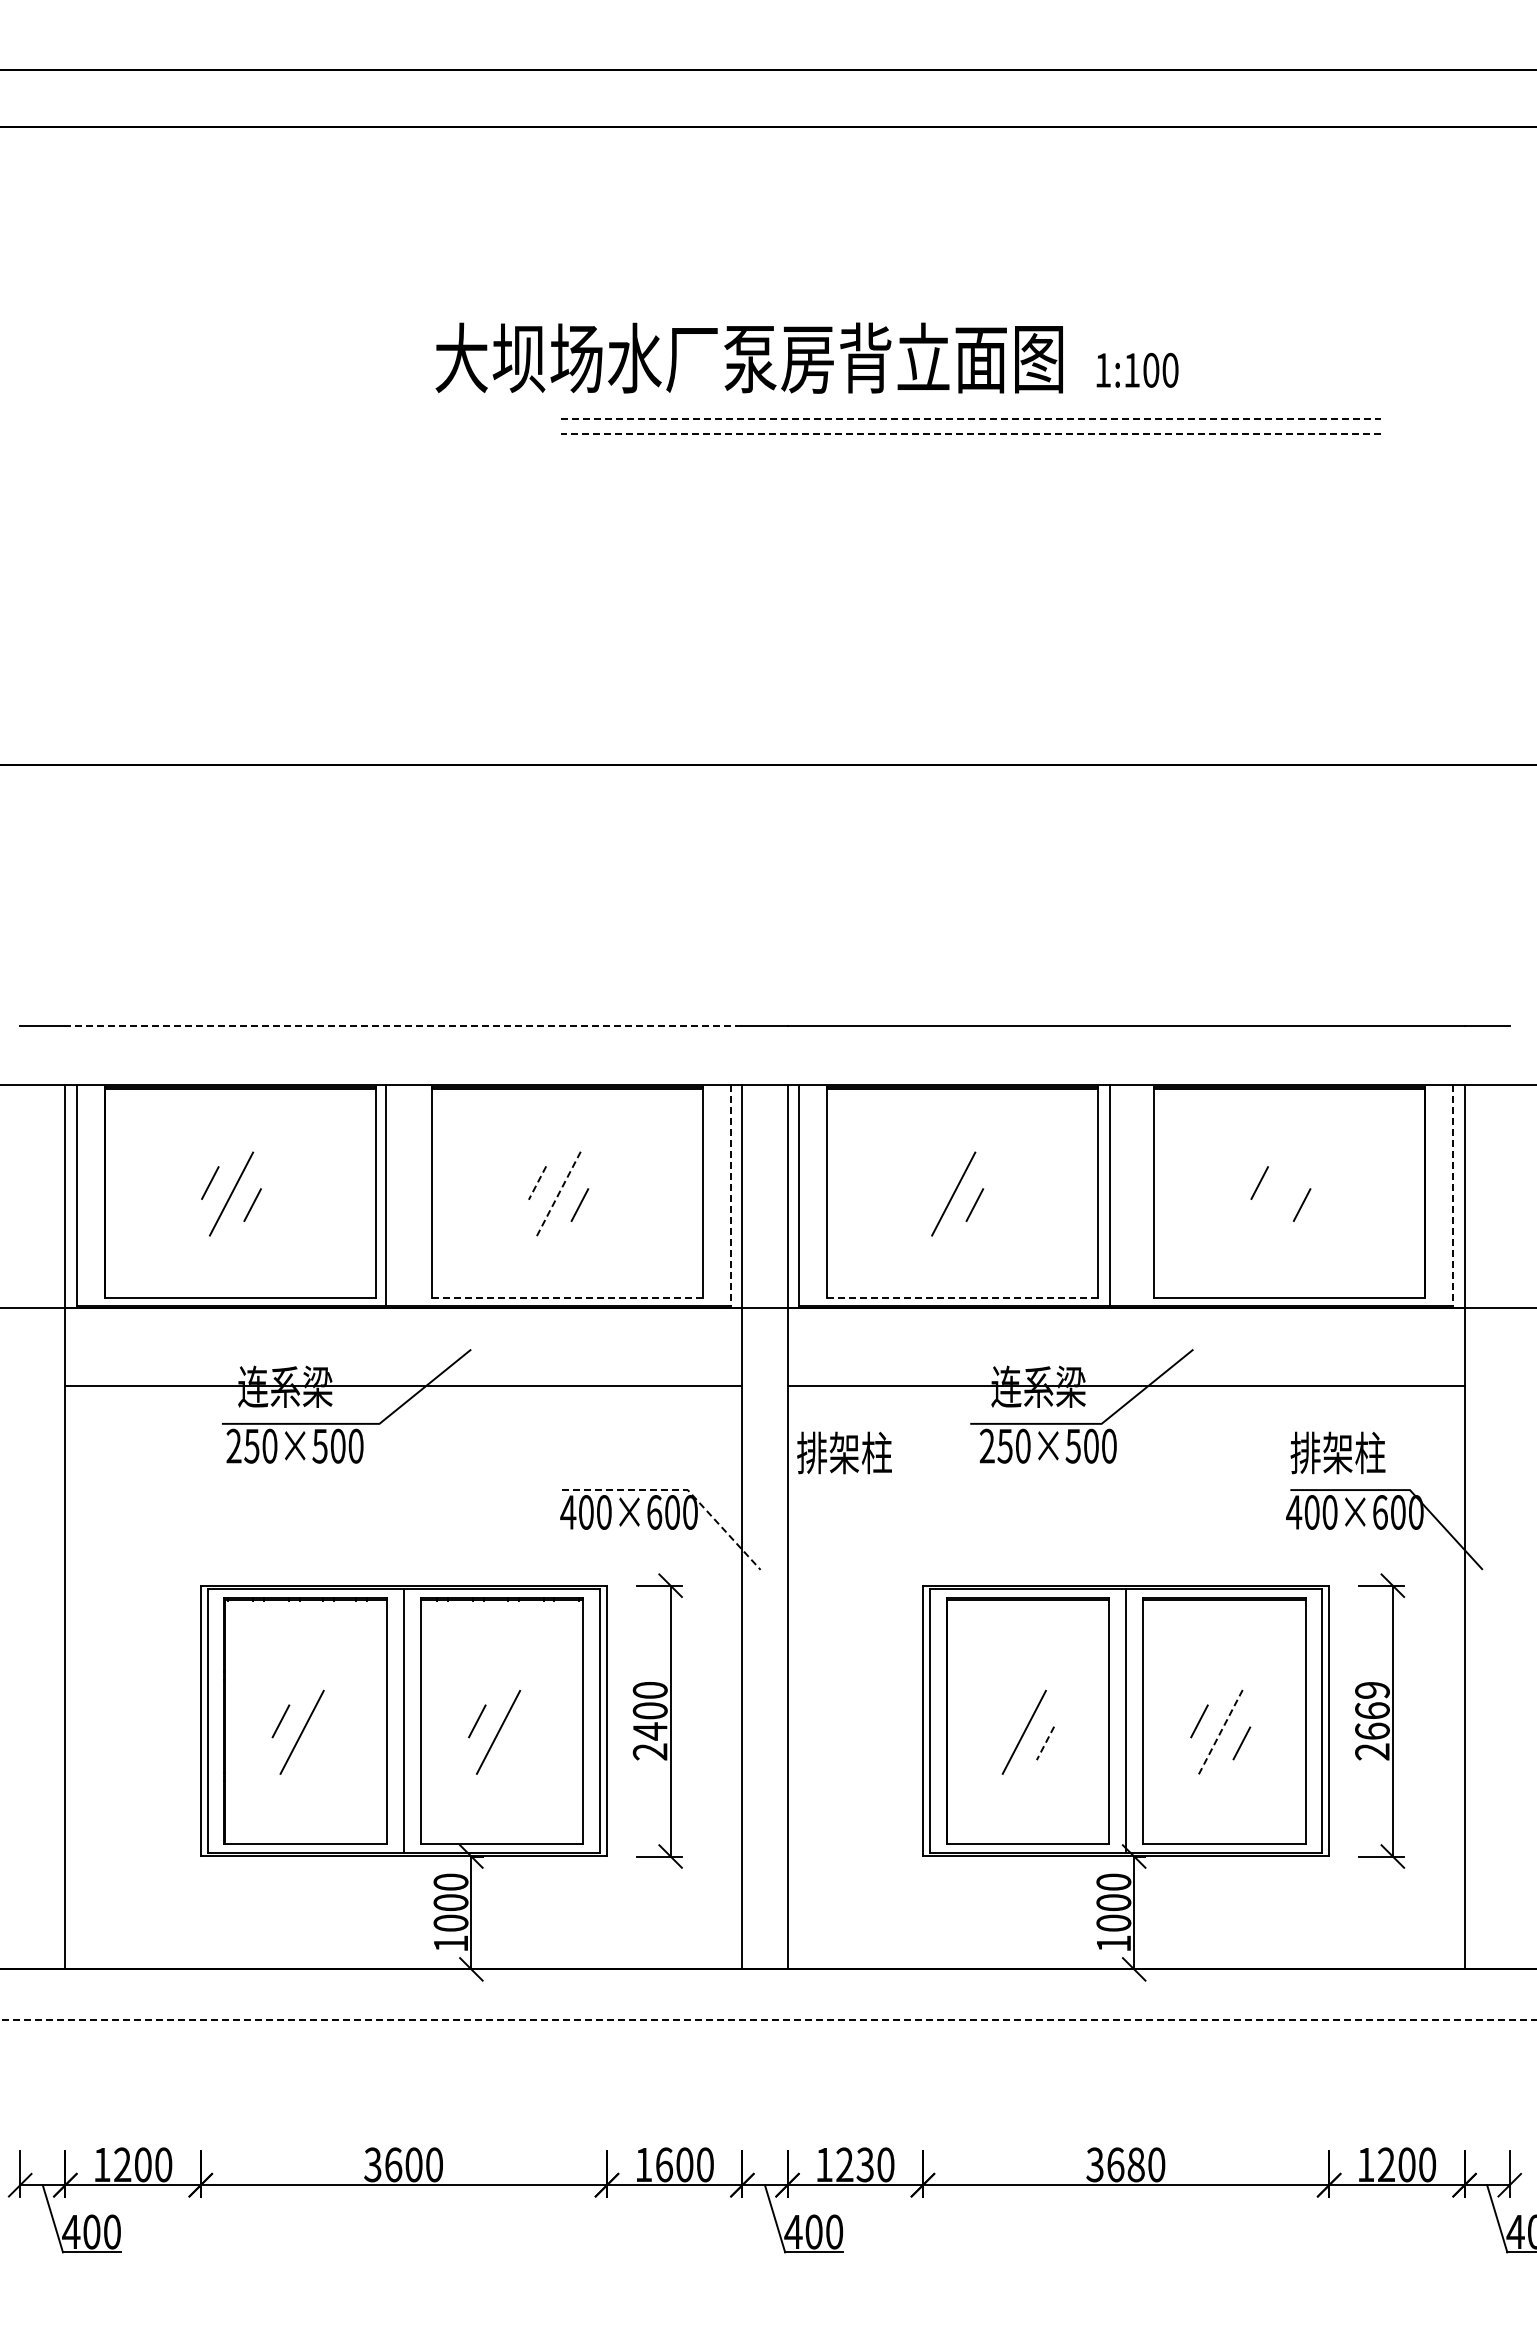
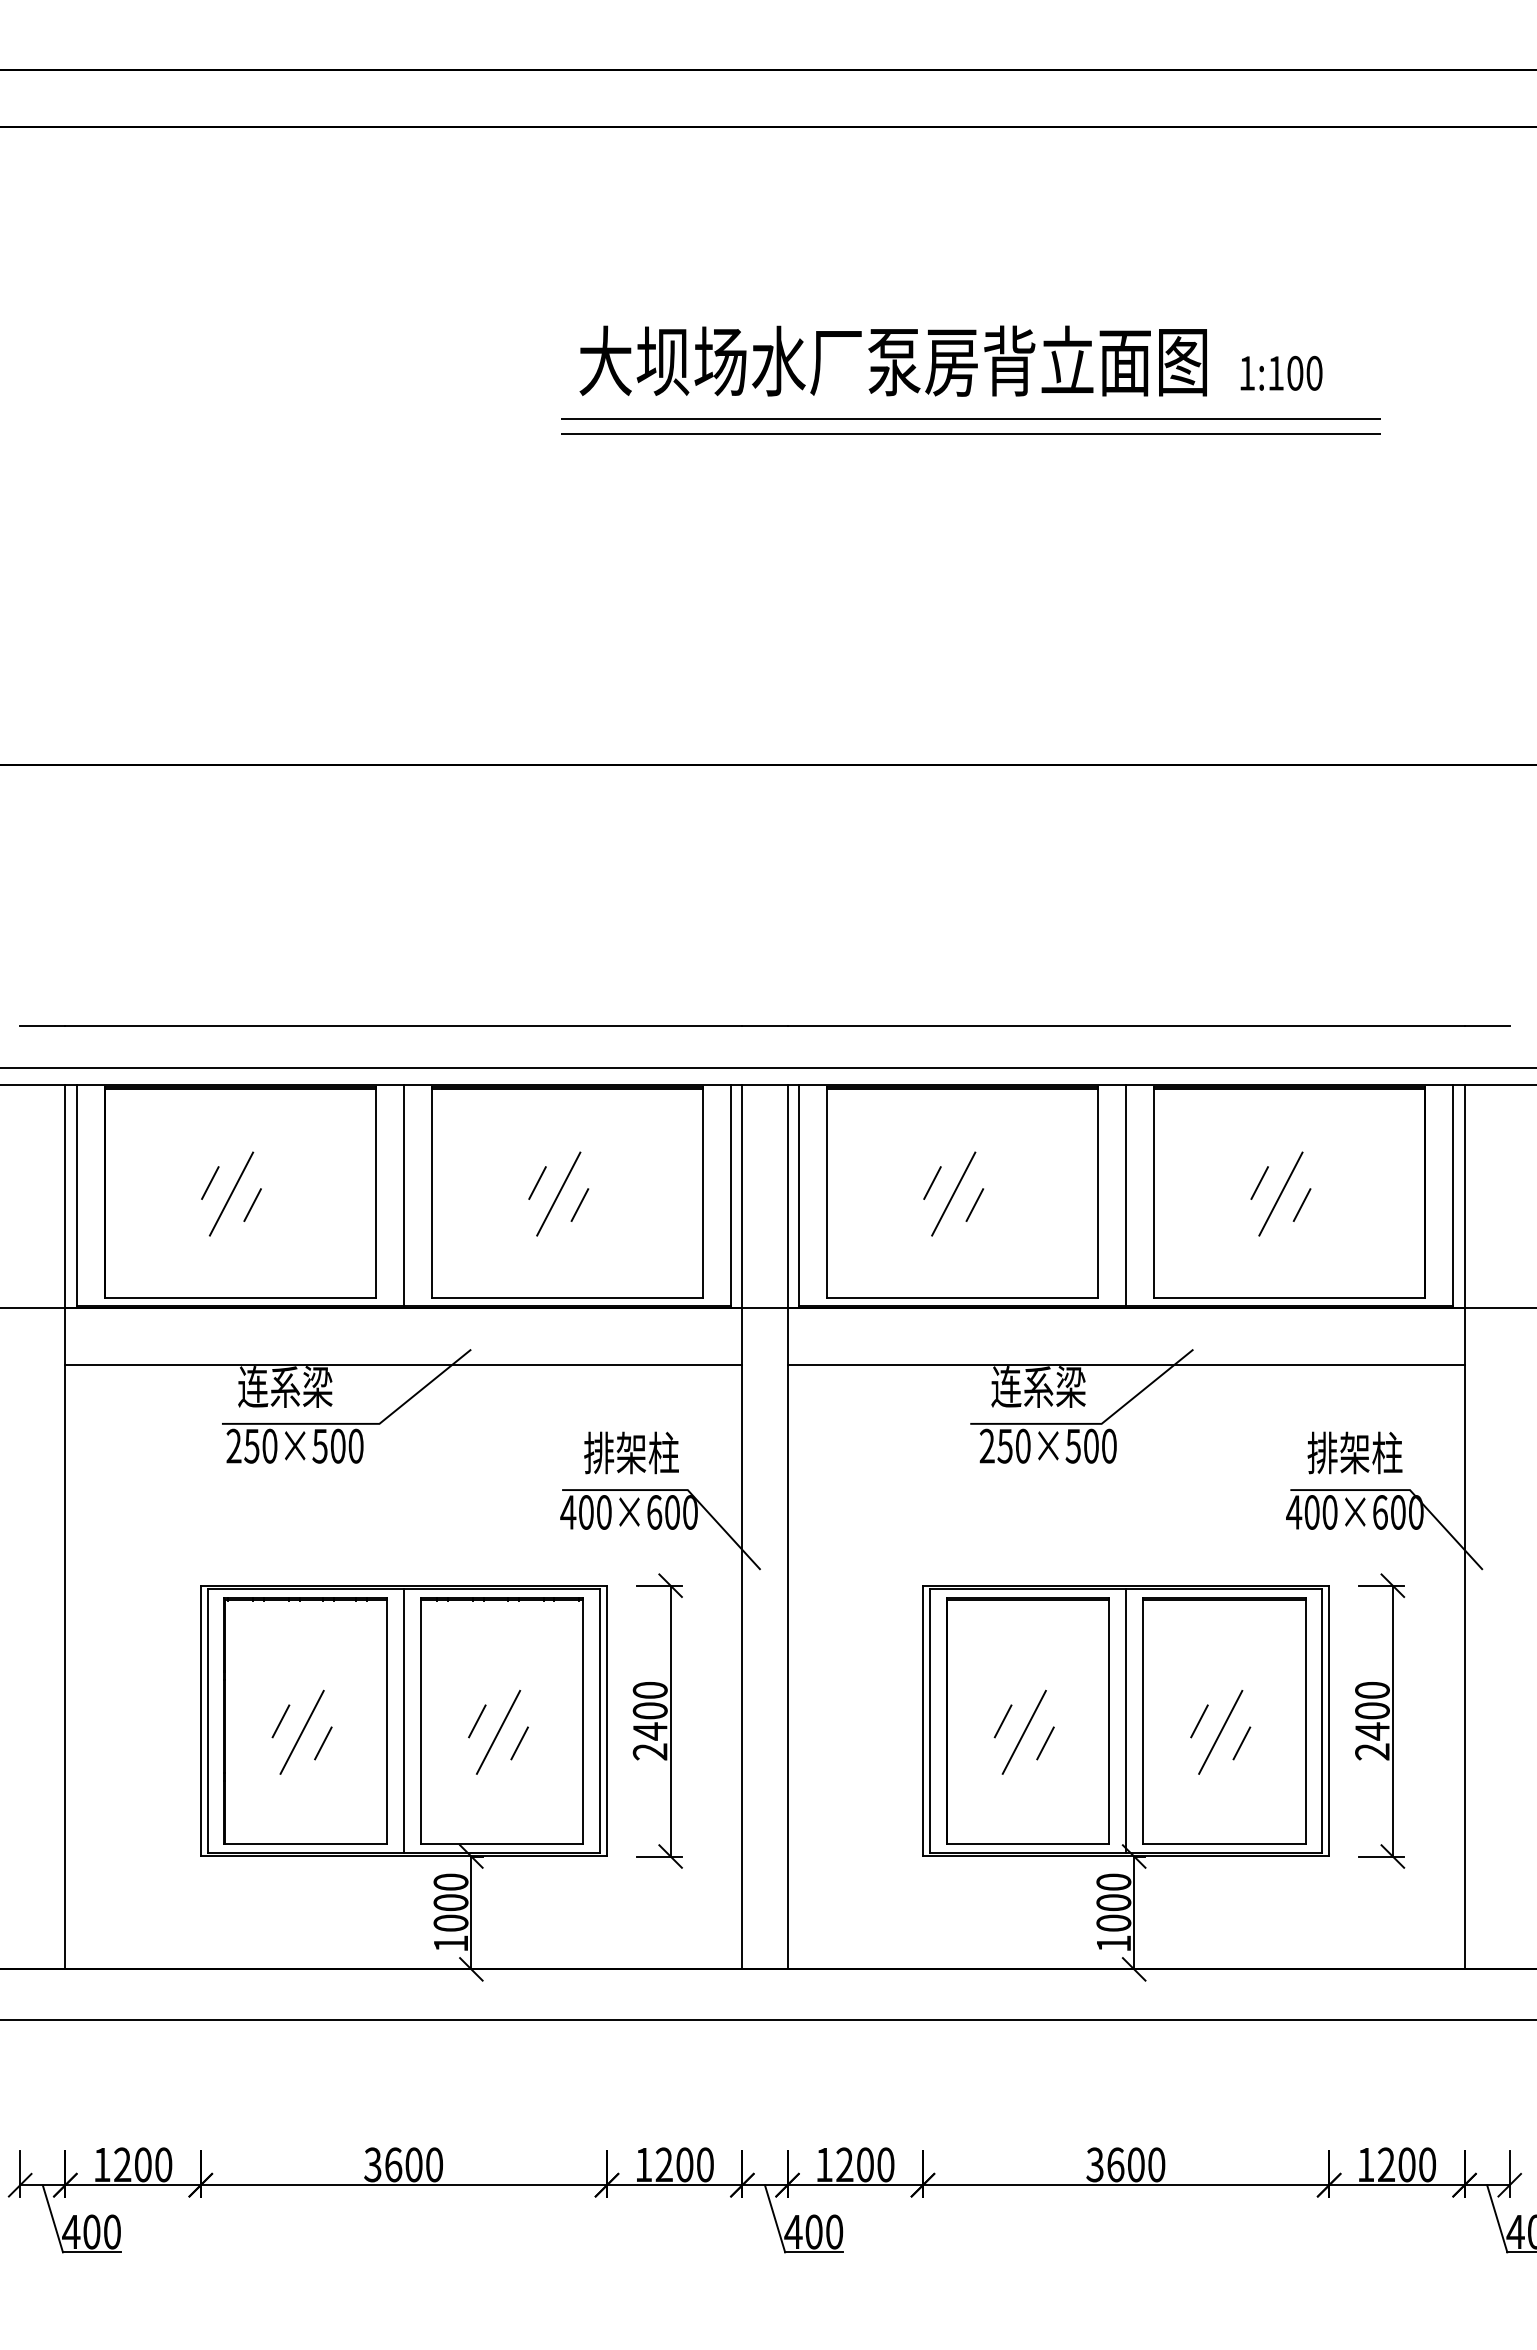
text position: (806, 357) -> (950, 360) (950, 360)
line: dashed -> solid (970, 419)
line: dashed -> solid (971, 434)
line: dashed -> solid (403, 1025)
line: none -> present (767, 1067)
line: none -> present (932, 1182)
line: dashed -> solid (537, 1183)
line: none -> present (1280, 1193)
line position: (385, 1194) -> (403, 1194) (403, 1194)
line: dashed -> solid (558, 1194)
line position: (1110, 1194) -> (1126, 1194) (1126, 1194)
line: dashed -> solid (731, 1195)
line: dashed -> solid (1453, 1195)
line: dashed -> solid (567, 1297)
line: dashed -> solid (961, 1297)
line position: (403, 1385) -> (403, 1364) (403, 1364)
line position: (1125, 1385) -> (1125, 1364) (1125, 1364)
text position: (844, 1452) -> (631, 1452) (631, 1452)
text position: (1337, 1452) -> (1354, 1452) (1354, 1452)
line: dashed -> solid (679, 1490)
text: 2669 -> 2400 (1372, 1711)
line: none -> present (1002, 1721)
line: dashed -> solid (1220, 1732)
line: none -> present (323, 1743)
line: none -> present (519, 1743)
line: dashed -> solid (1045, 1743)
line: dashed -> solid (769, 2020)
text: 1600 -> 1200 (664, 2164)
text: 1230 -> 1200 (864, 2164)
text: 3680 -> 3600 (1135, 2164)
